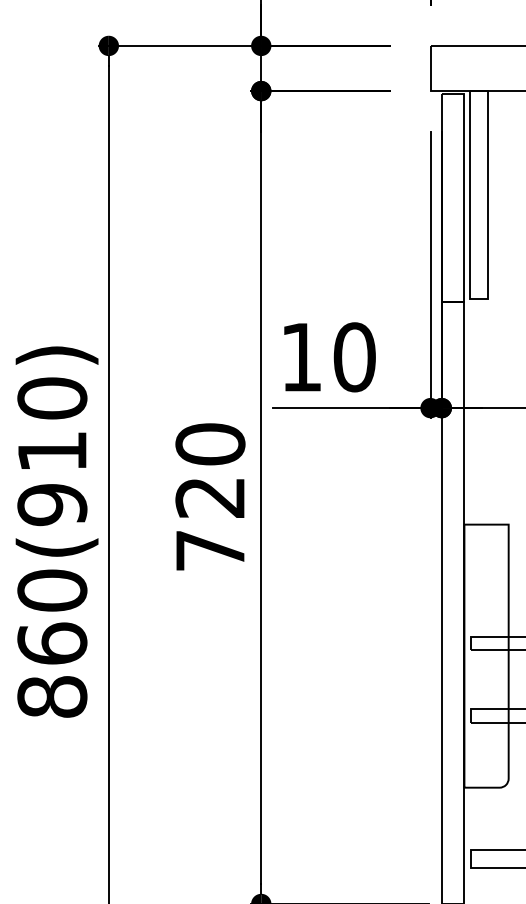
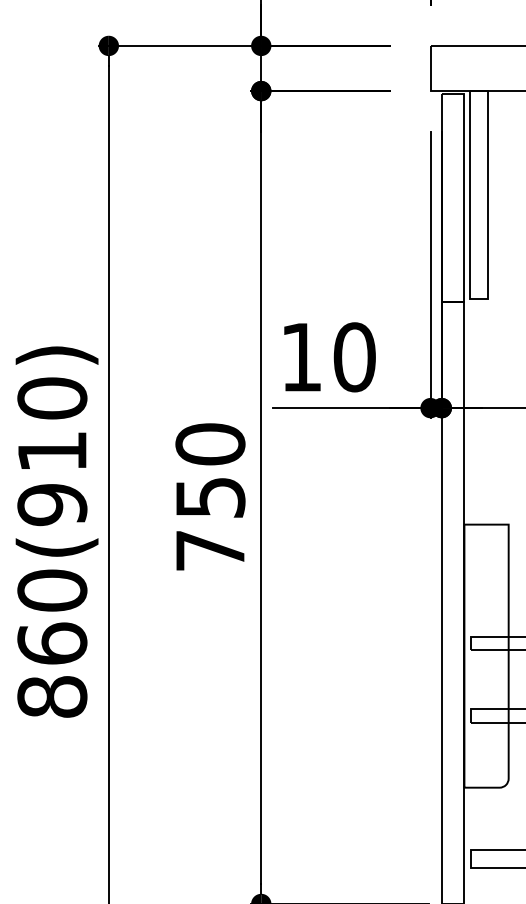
text: 720 -> 750 (210, 497)
